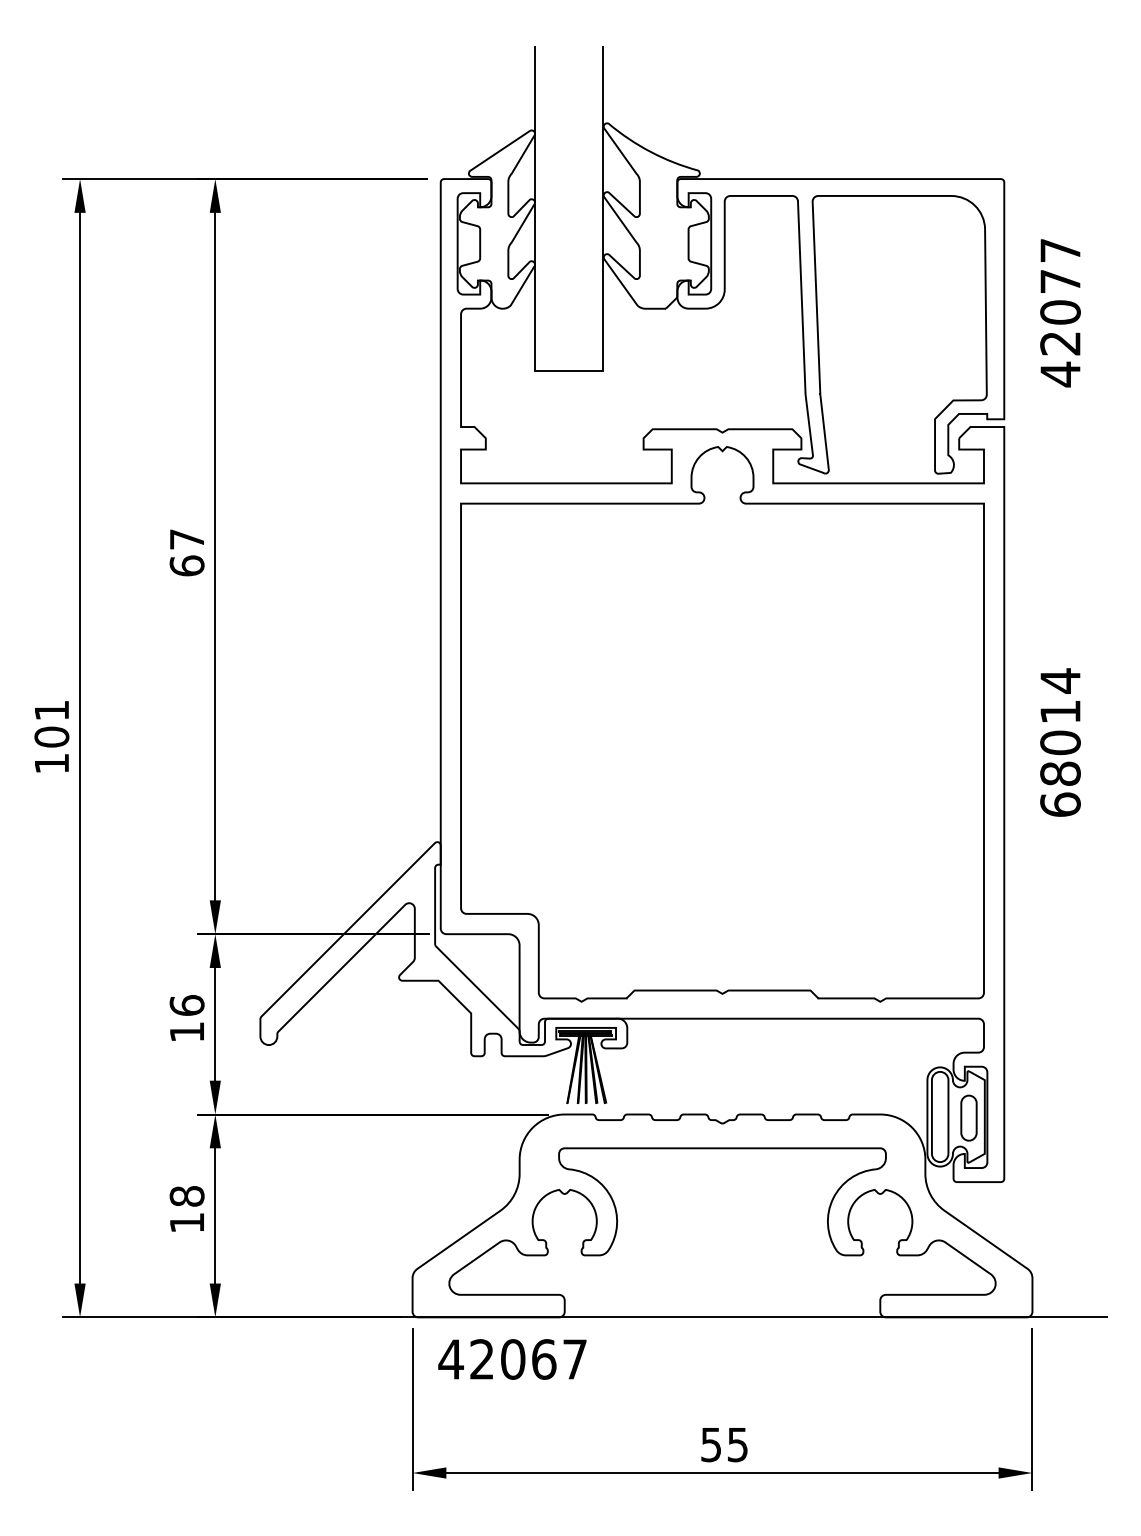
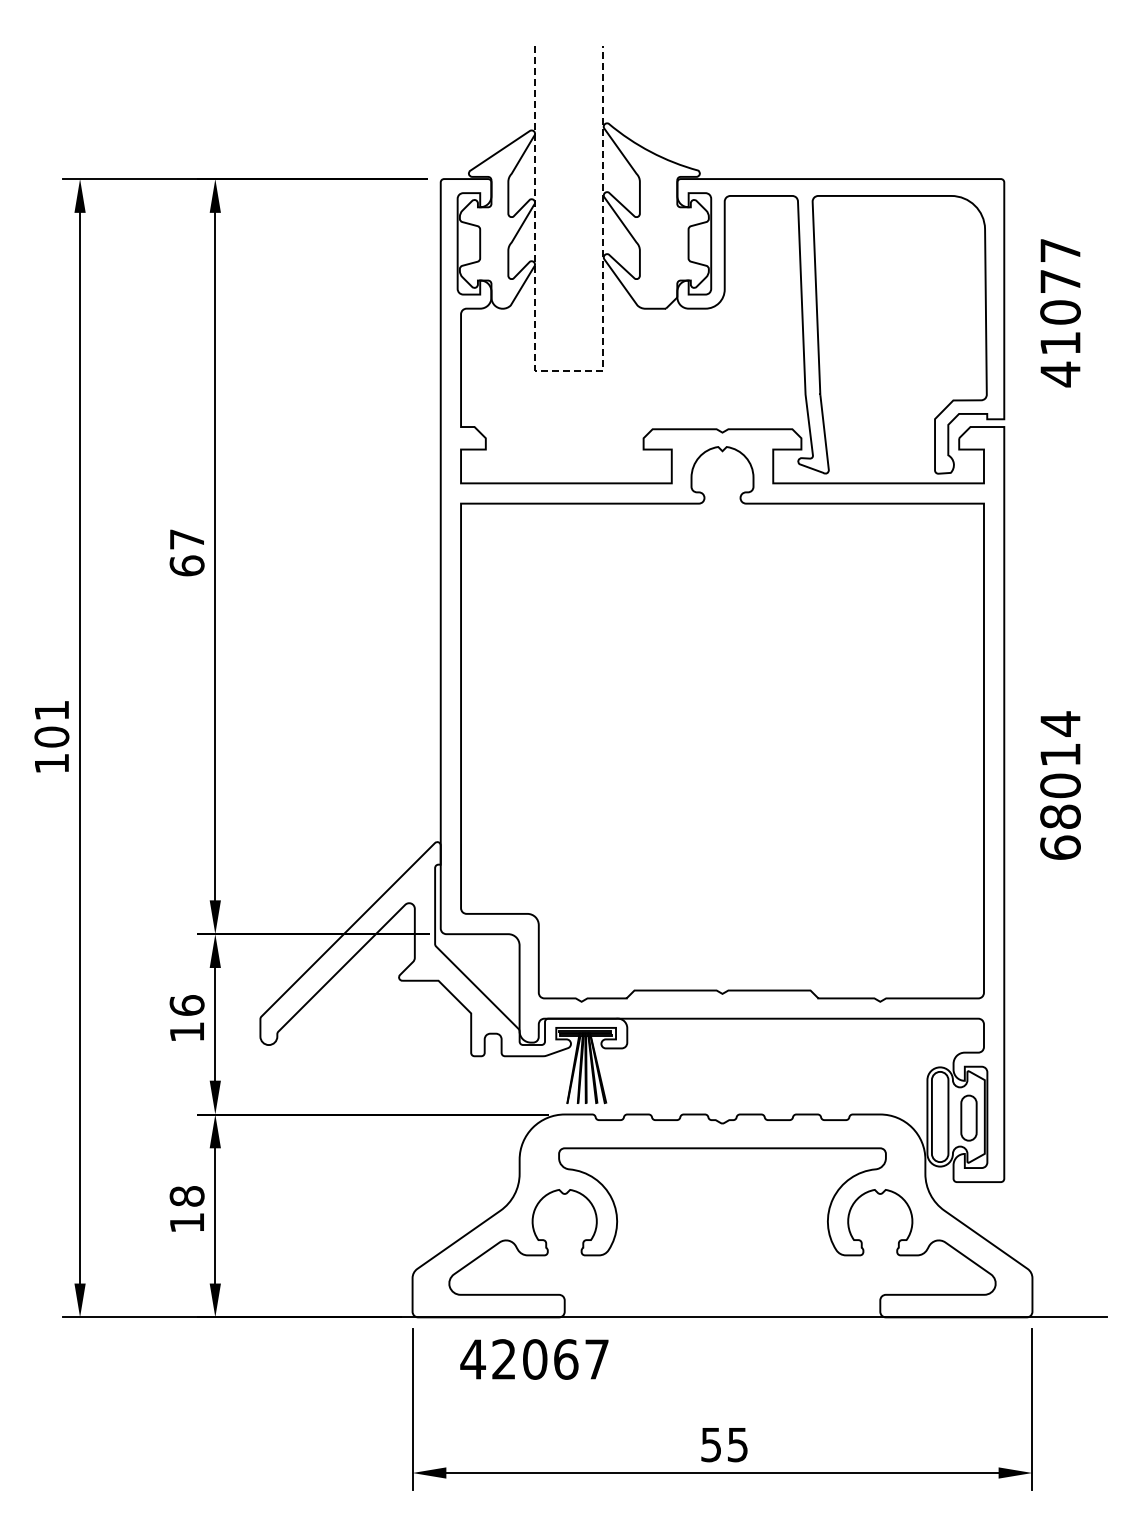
text: 42077 -> 41077 (1060, 343)
line: solid -> dashed (569, 370)
text position: (1060, 742) -> (1060, 785) (1060, 785)
text position: (512, 1359) -> (534, 1359) (534, 1359)
